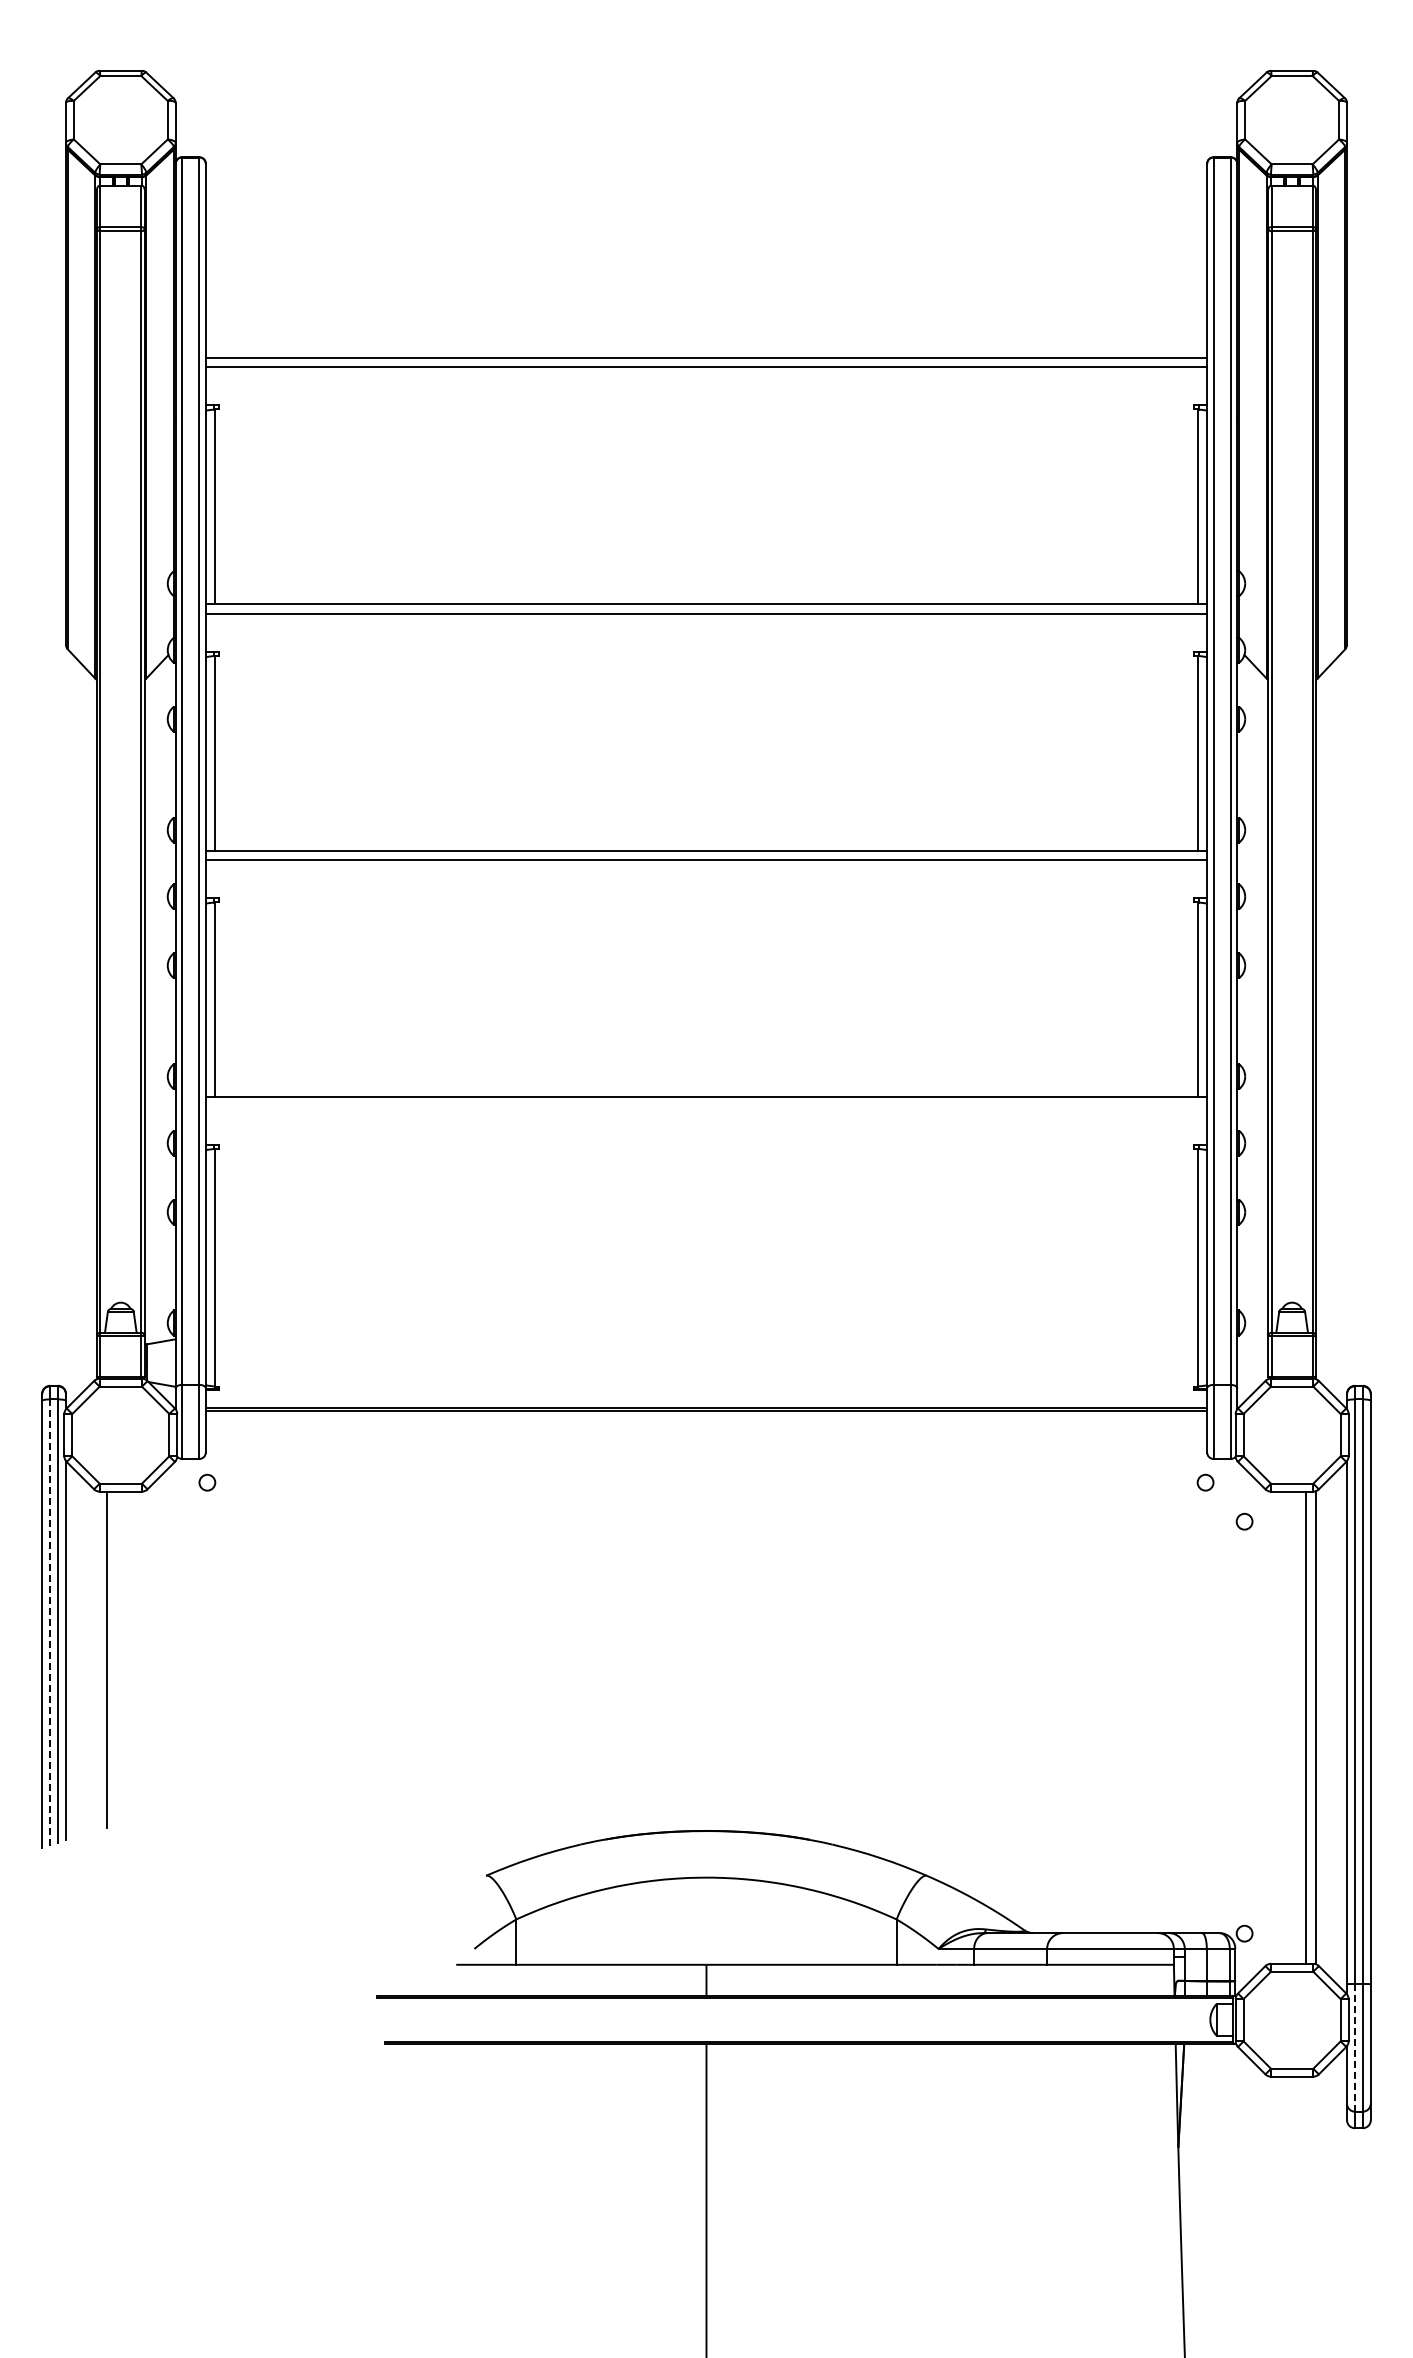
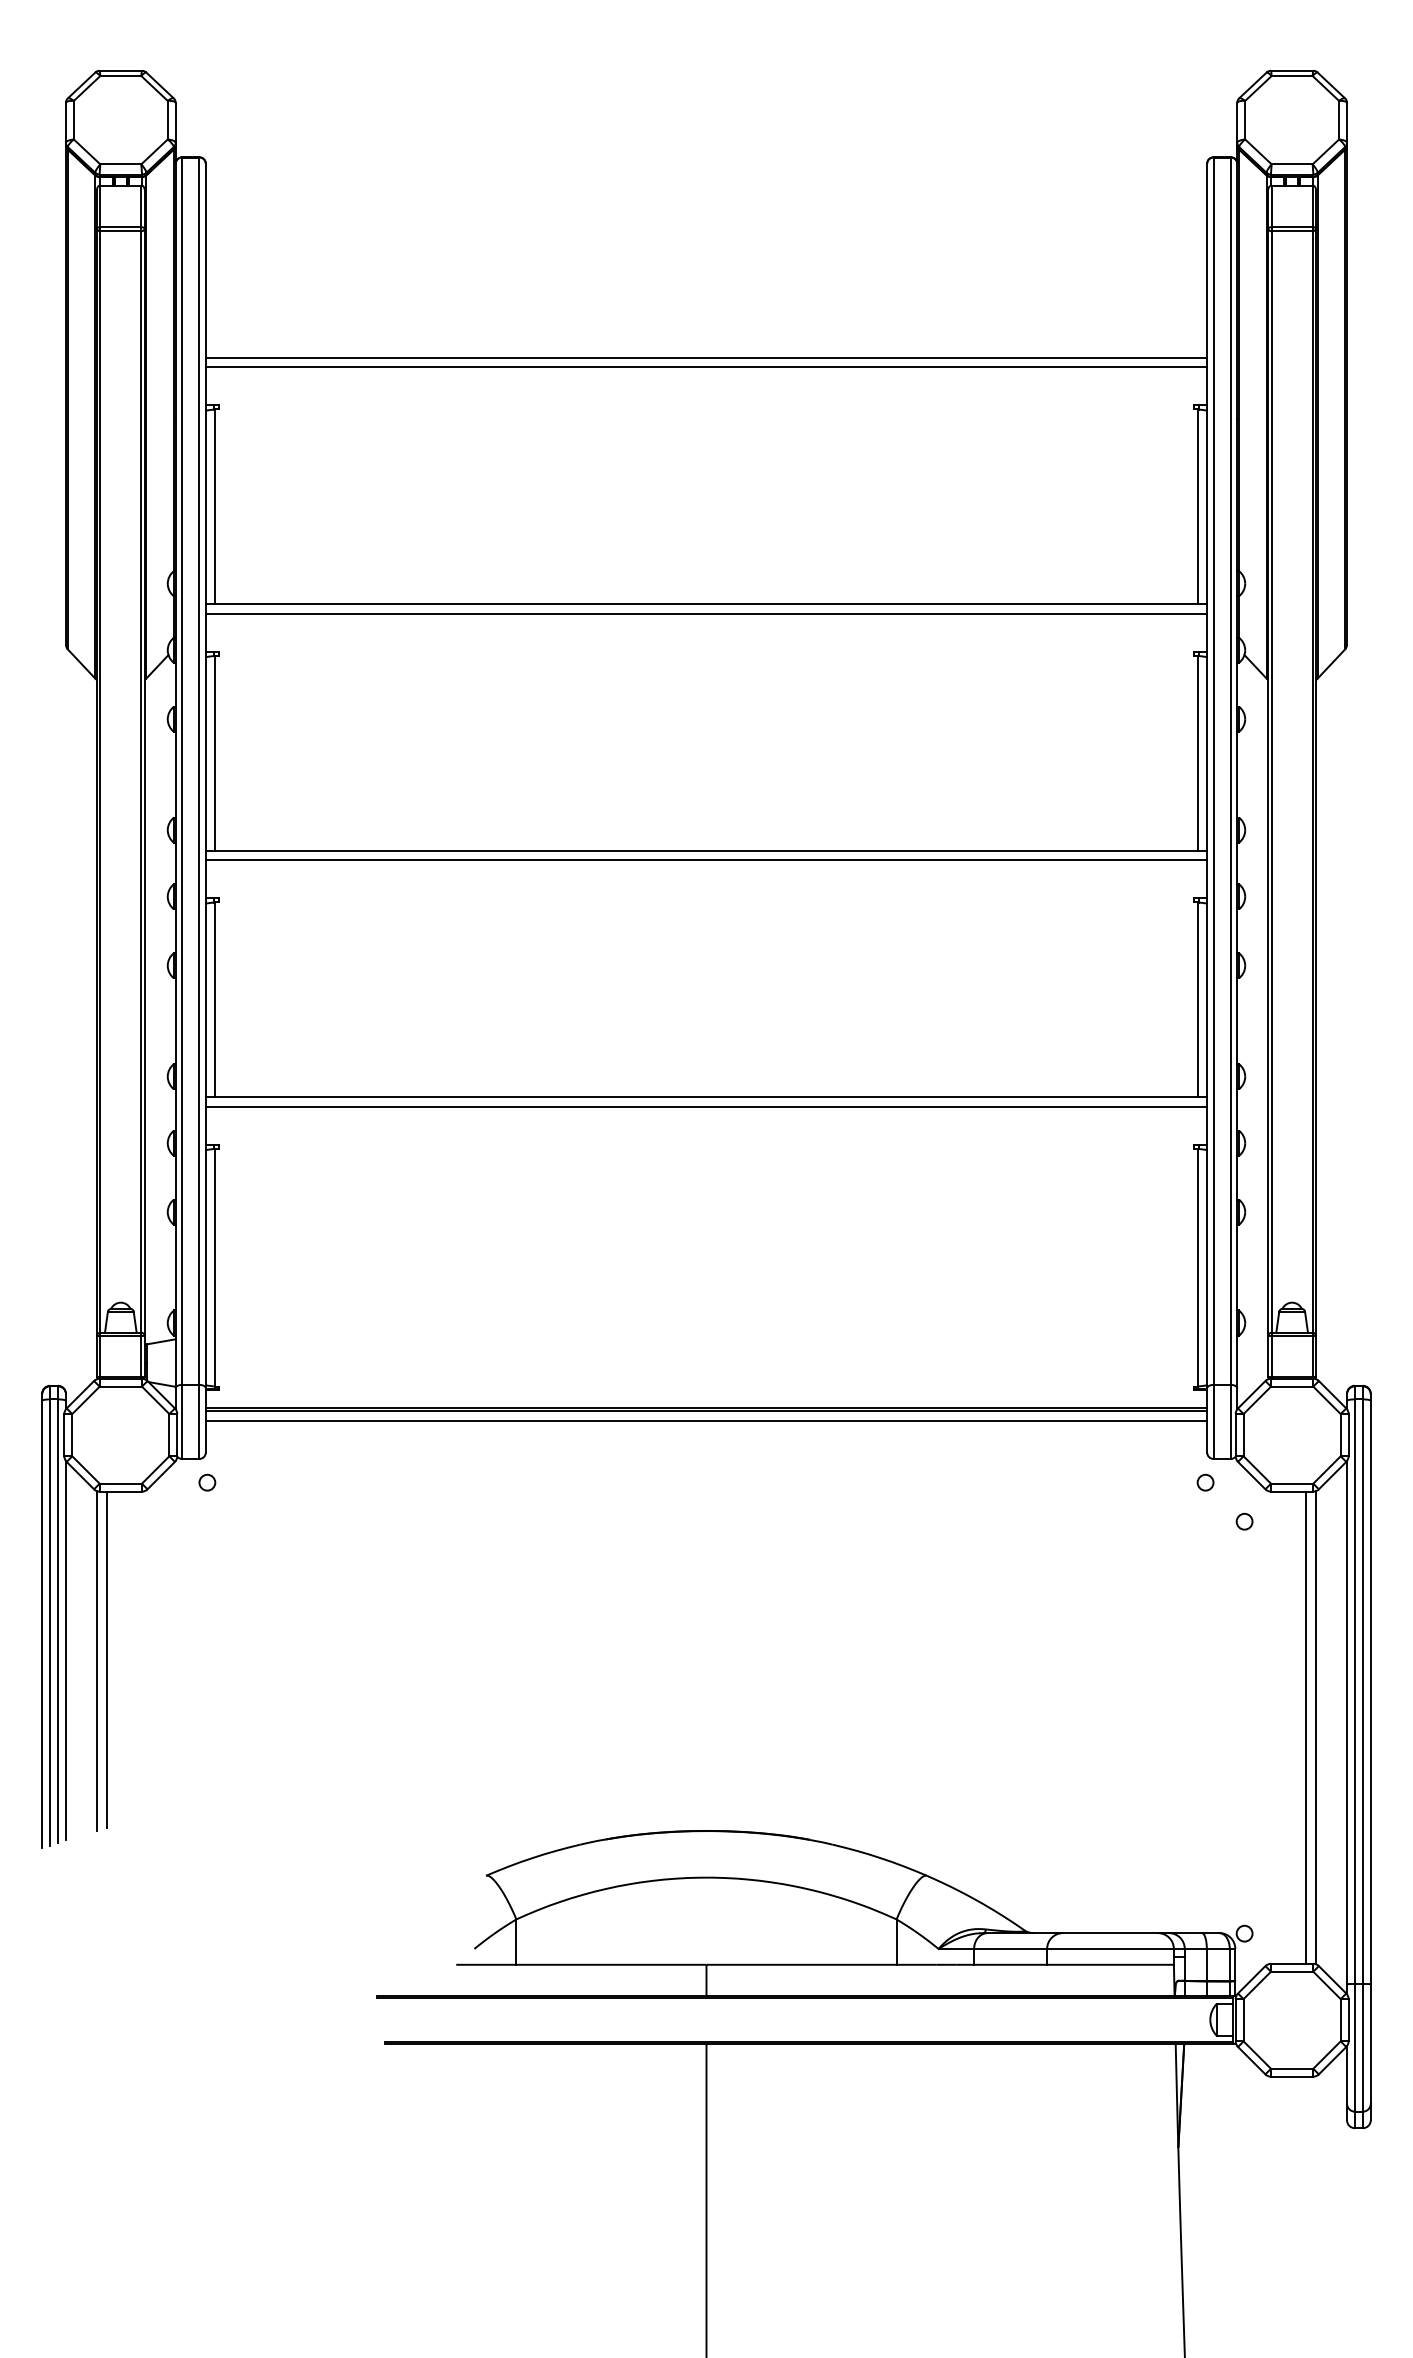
line: none -> present (706, 1106)
line: none -> present (706, 1420)
line: dashed -> solid (50, 1622)
line: none -> present (97, 1660)
line: dashed -> solid (1354, 2047)
